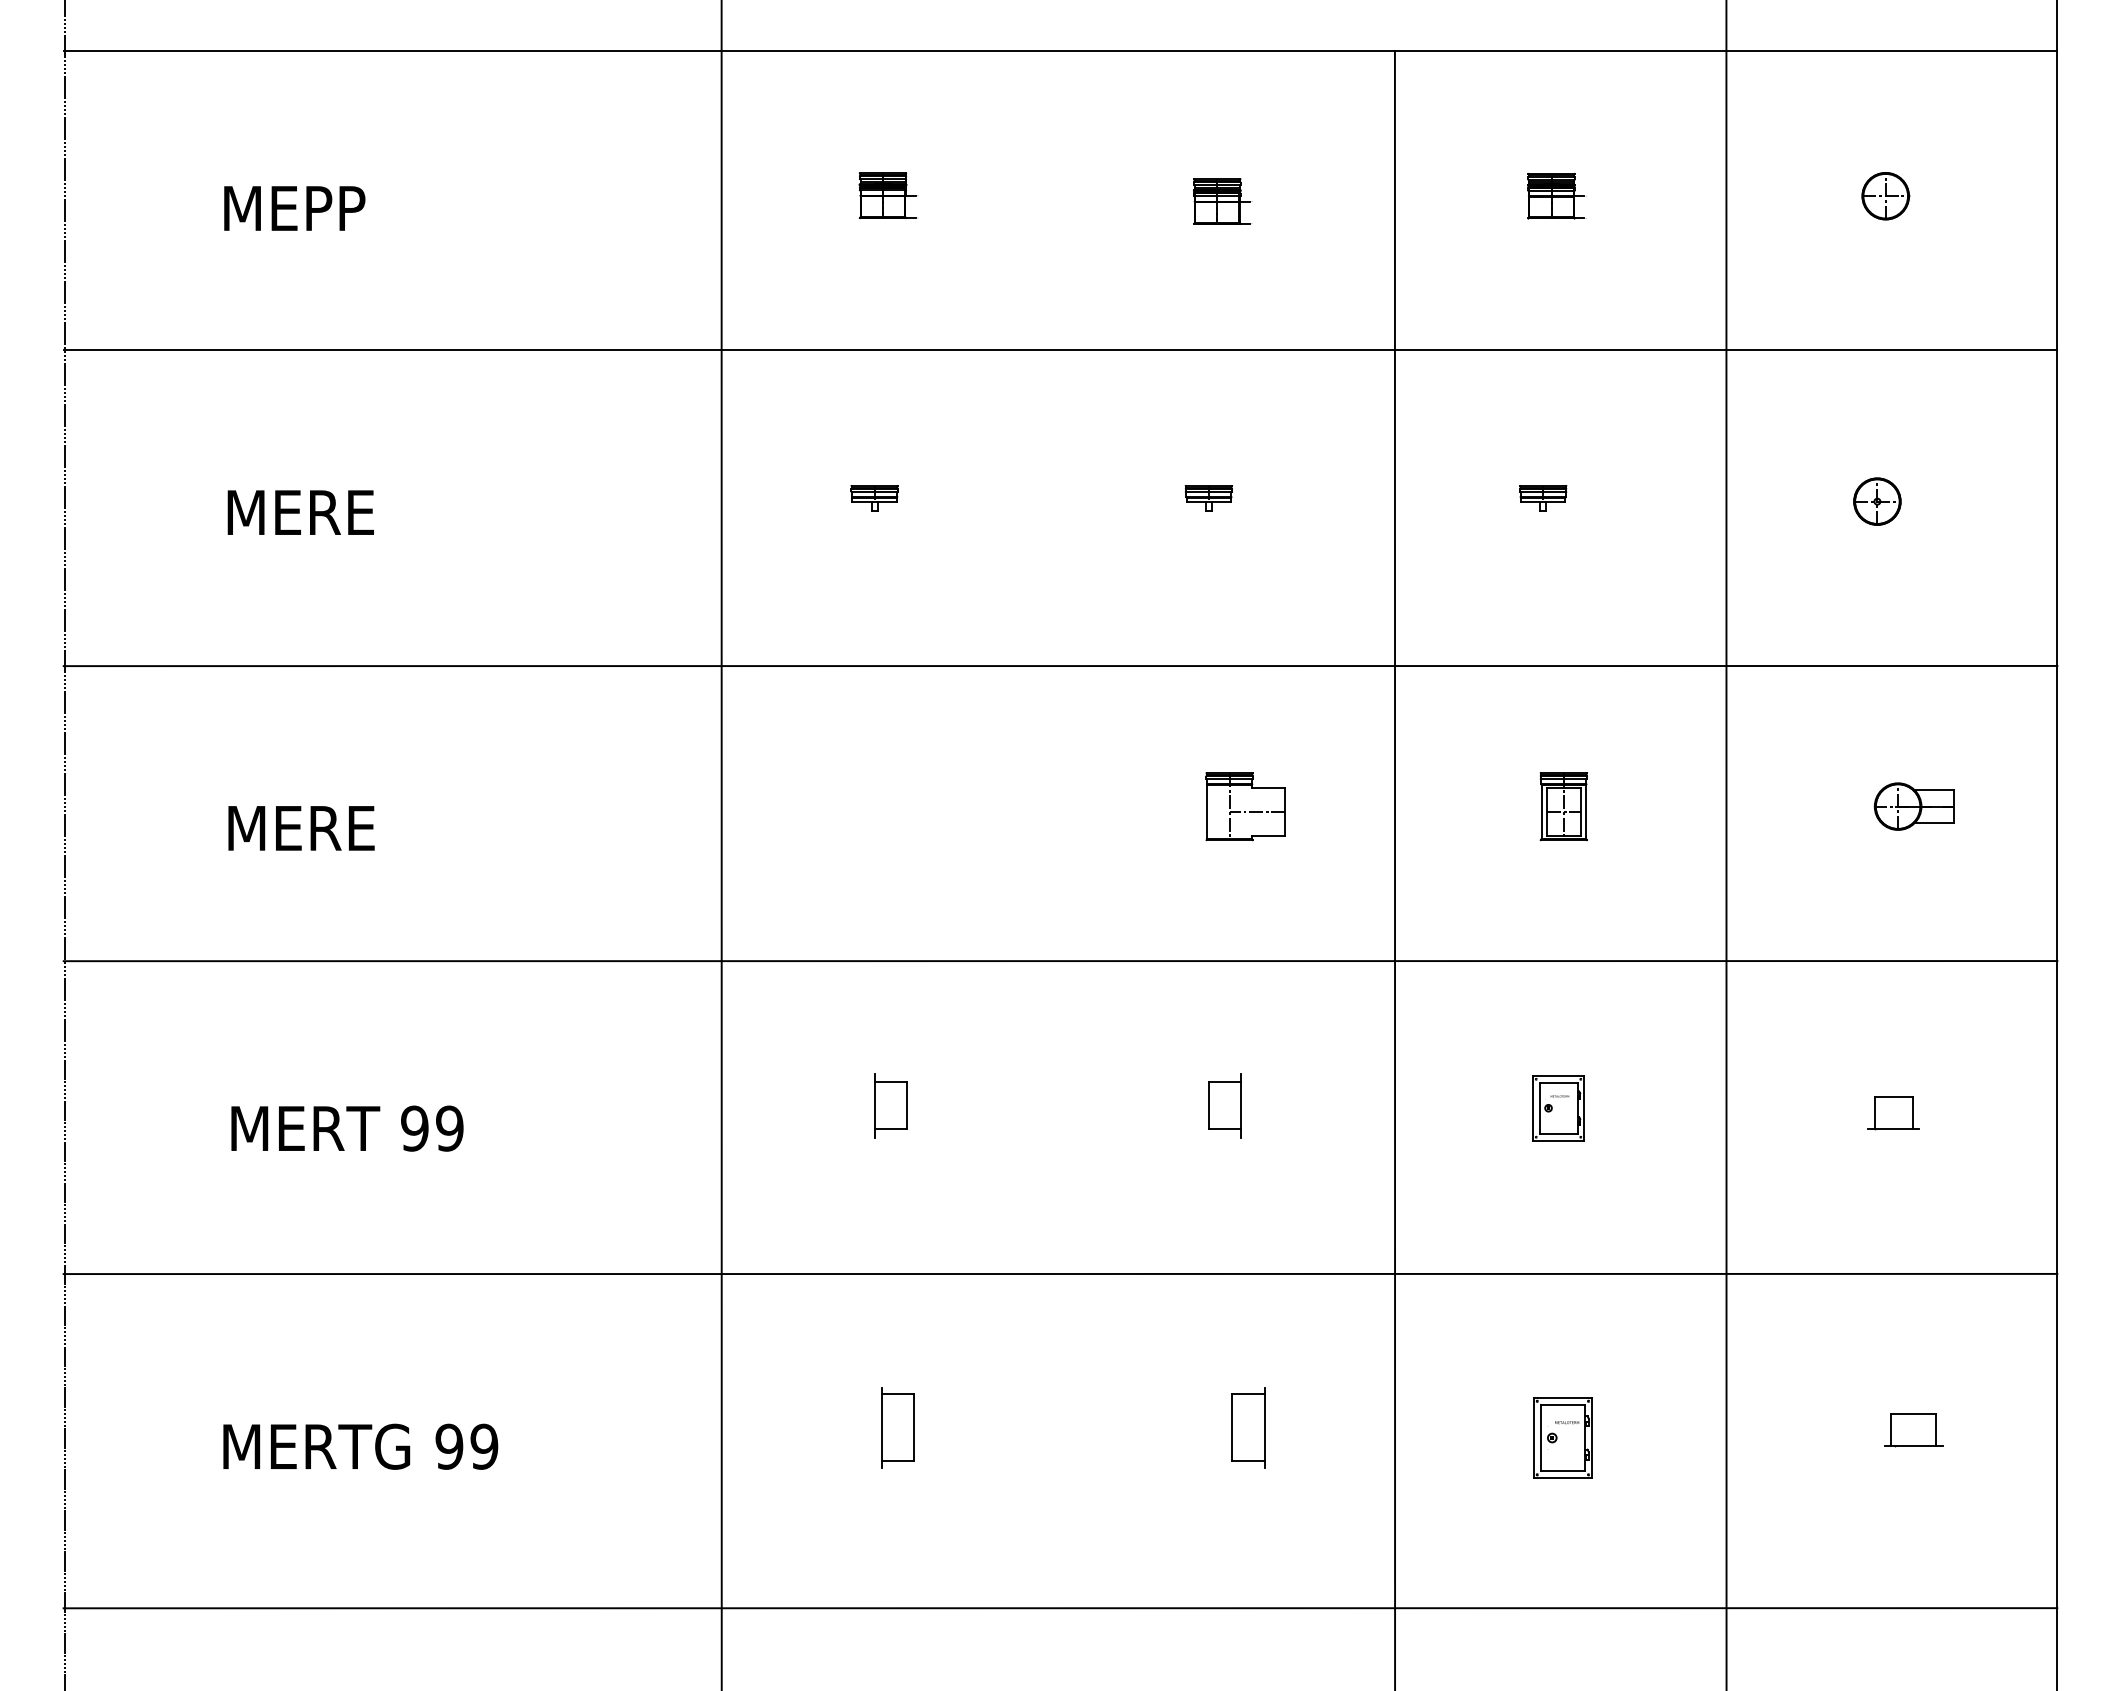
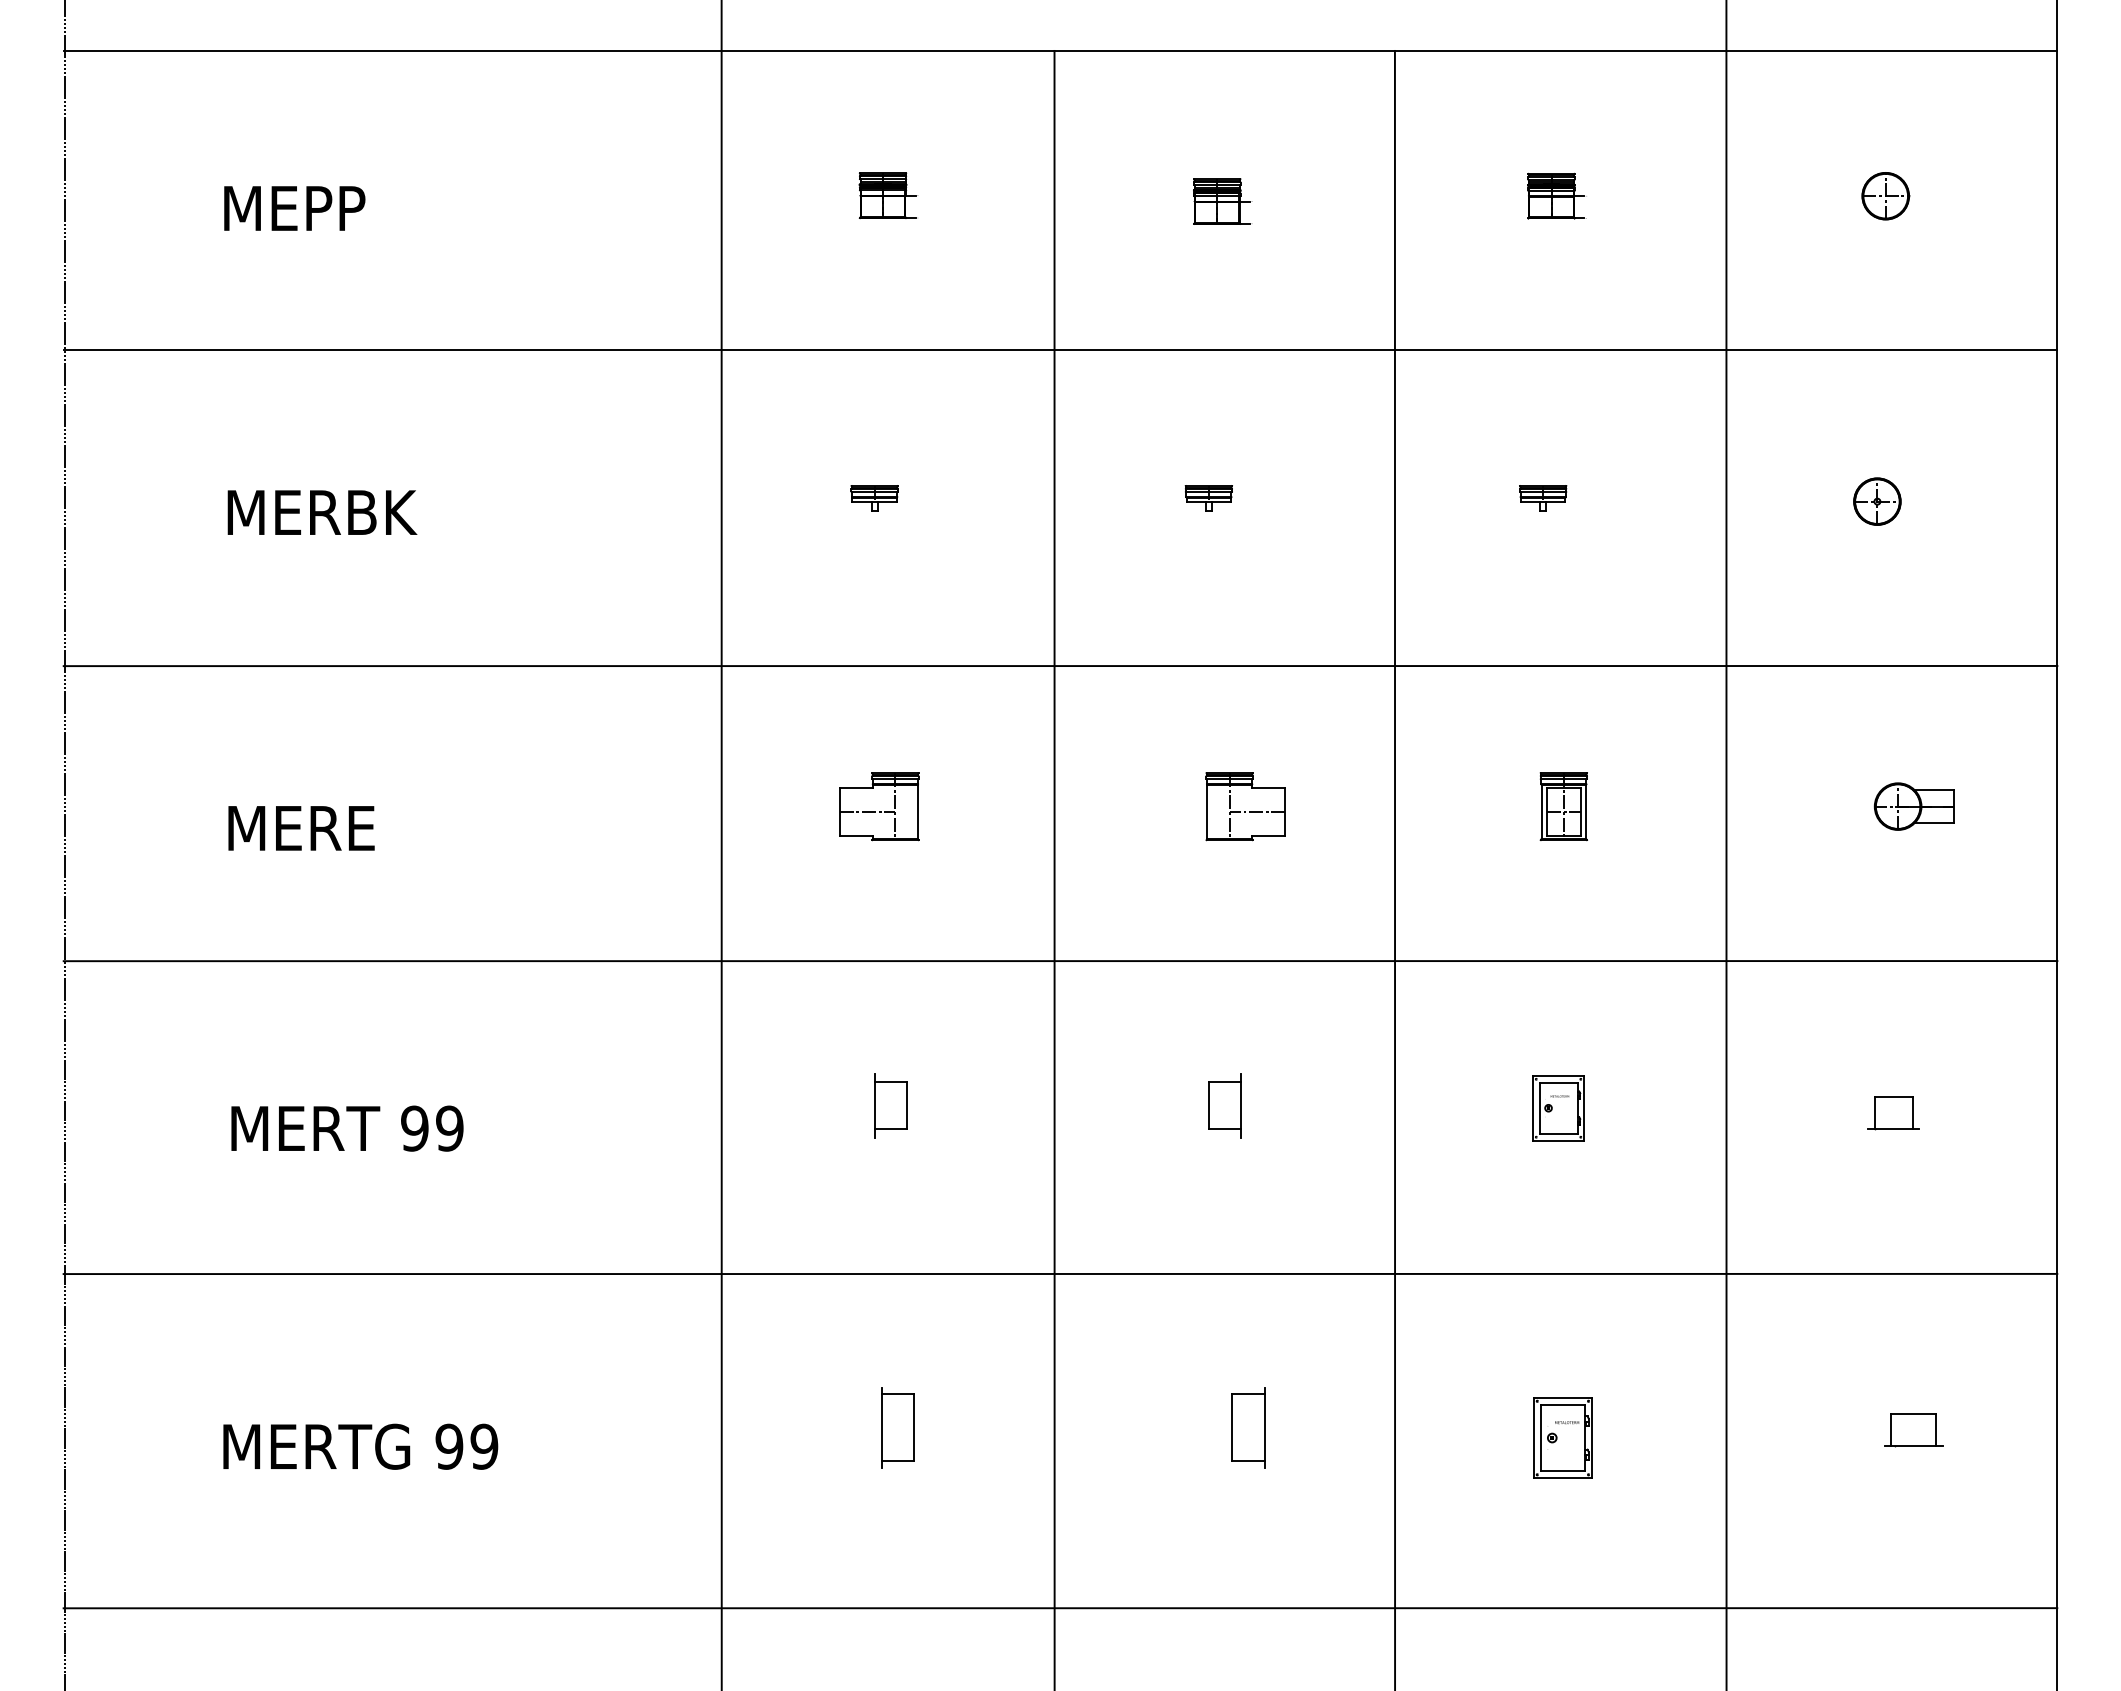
text: MERE -> MERBK (385, 512)
part: none -> present (879, 806)
line: none -> present (1054, 868)
